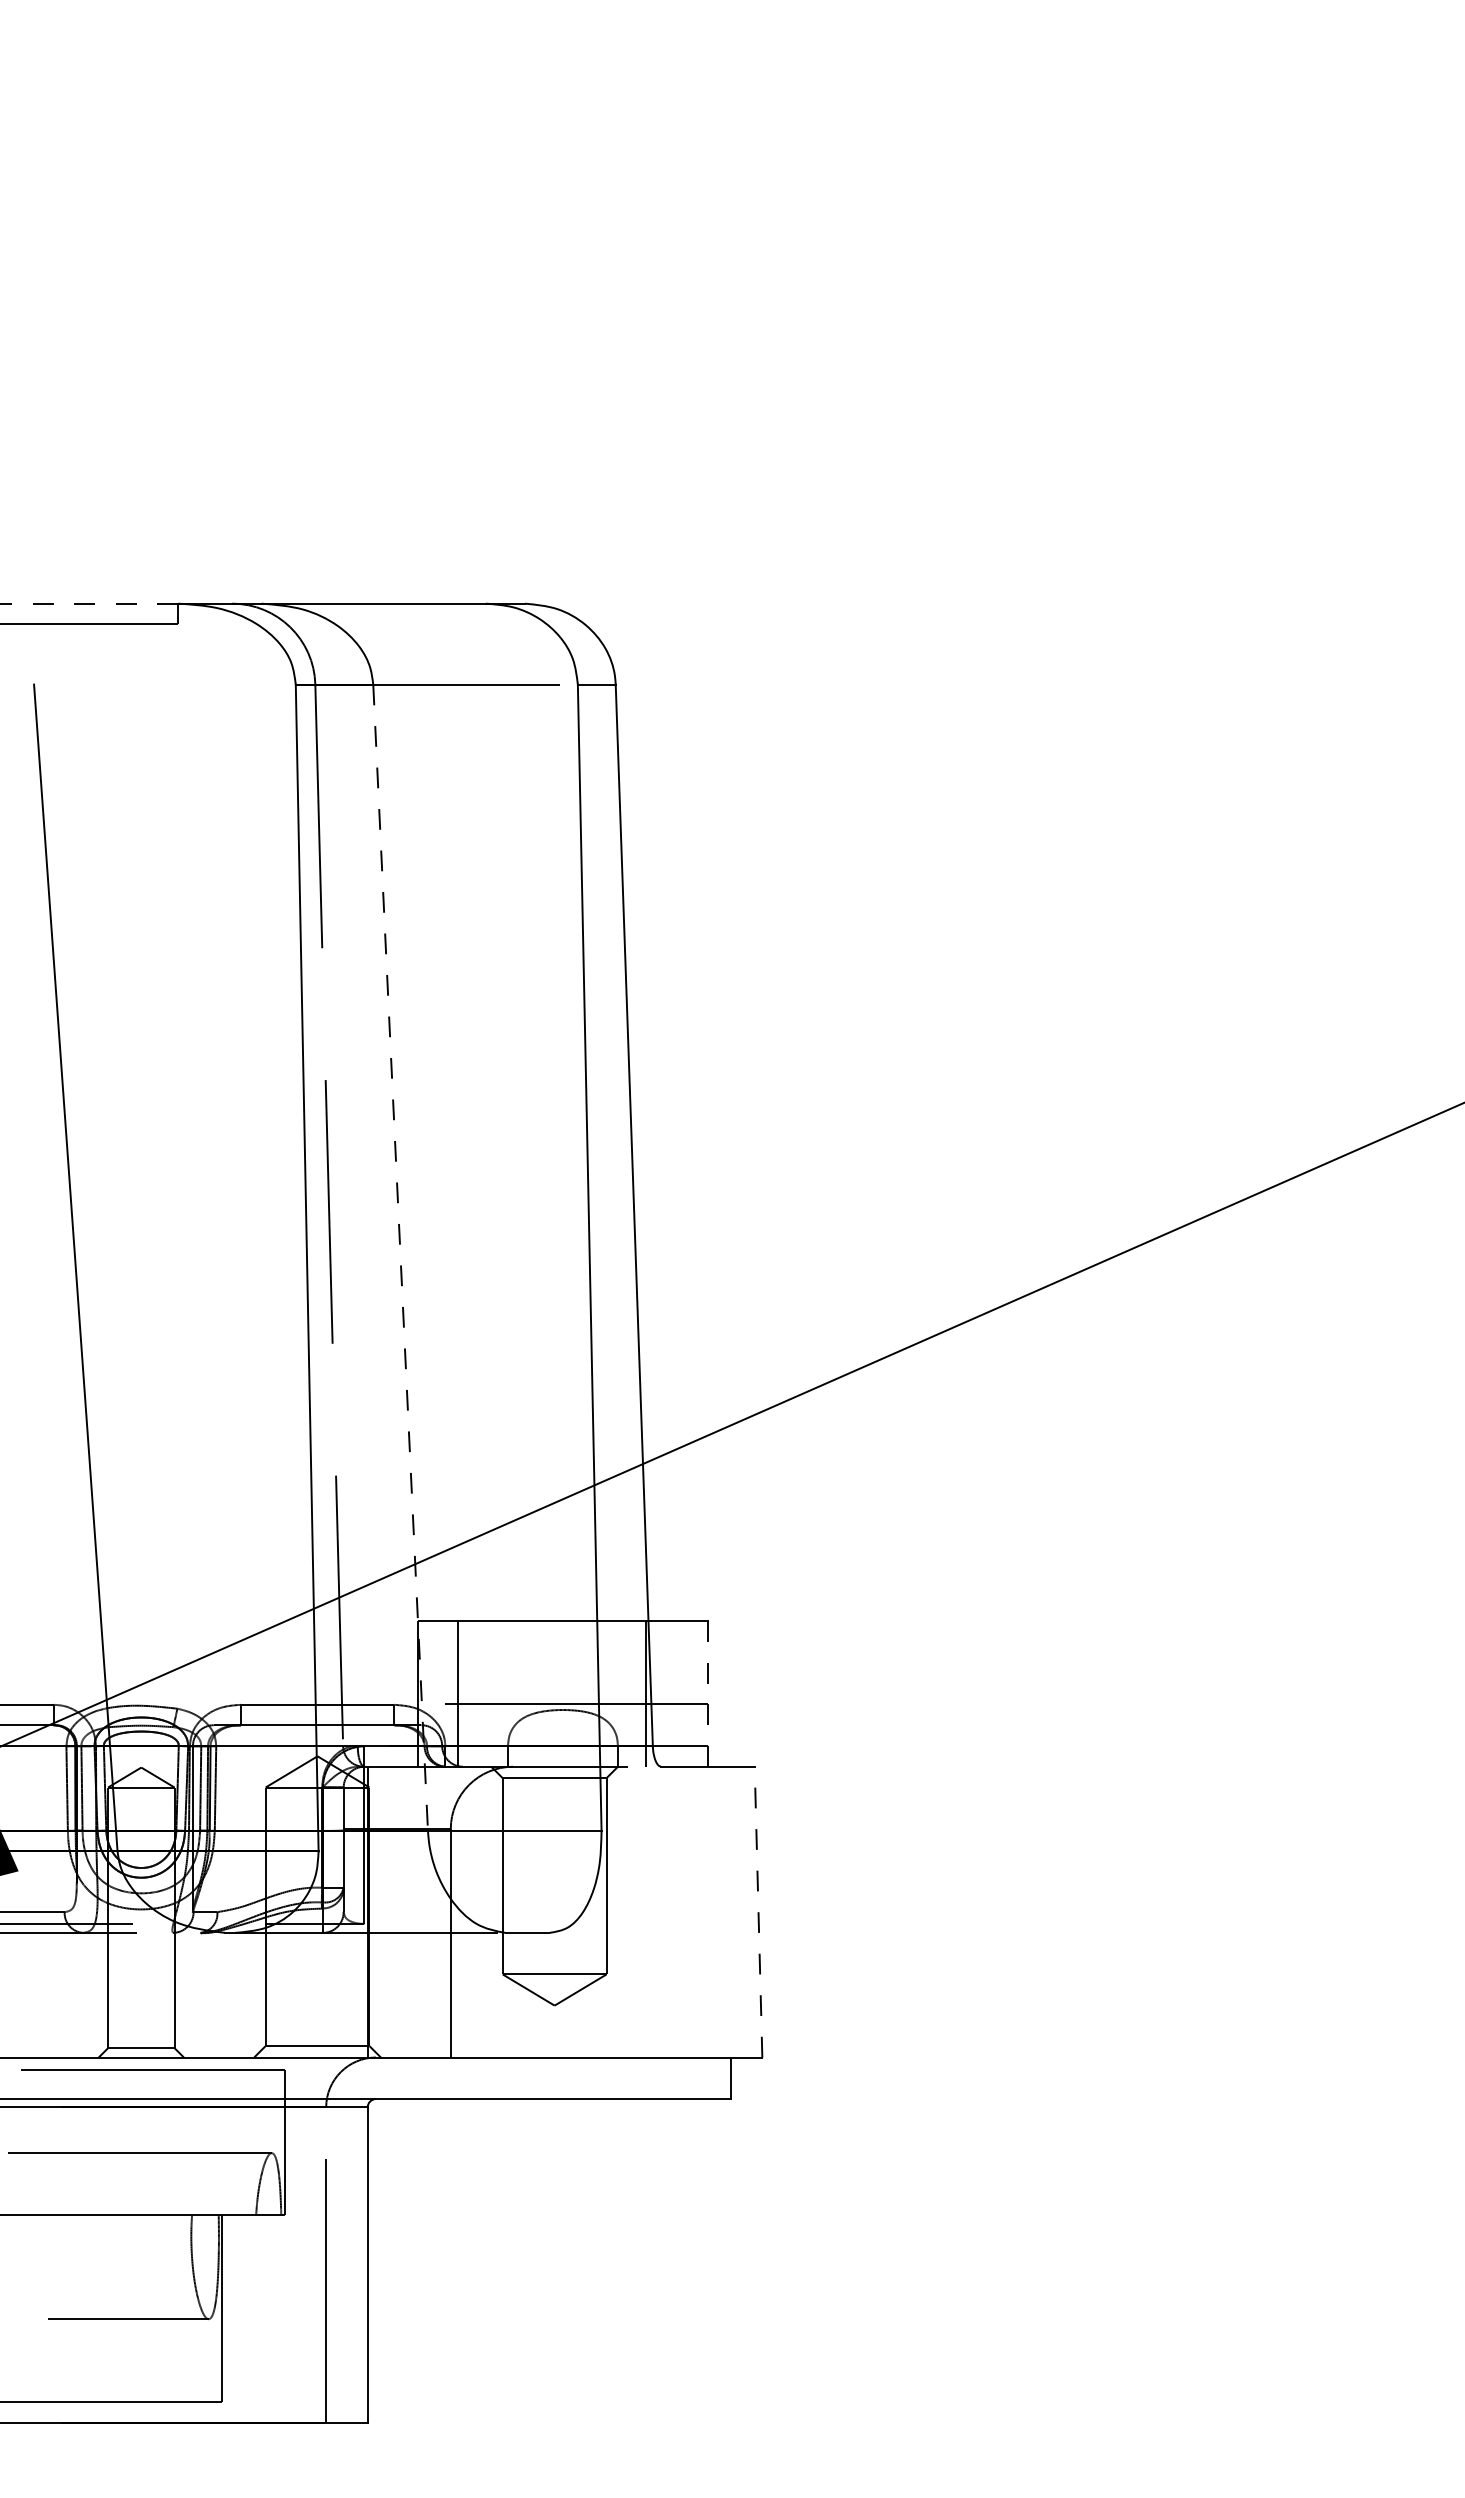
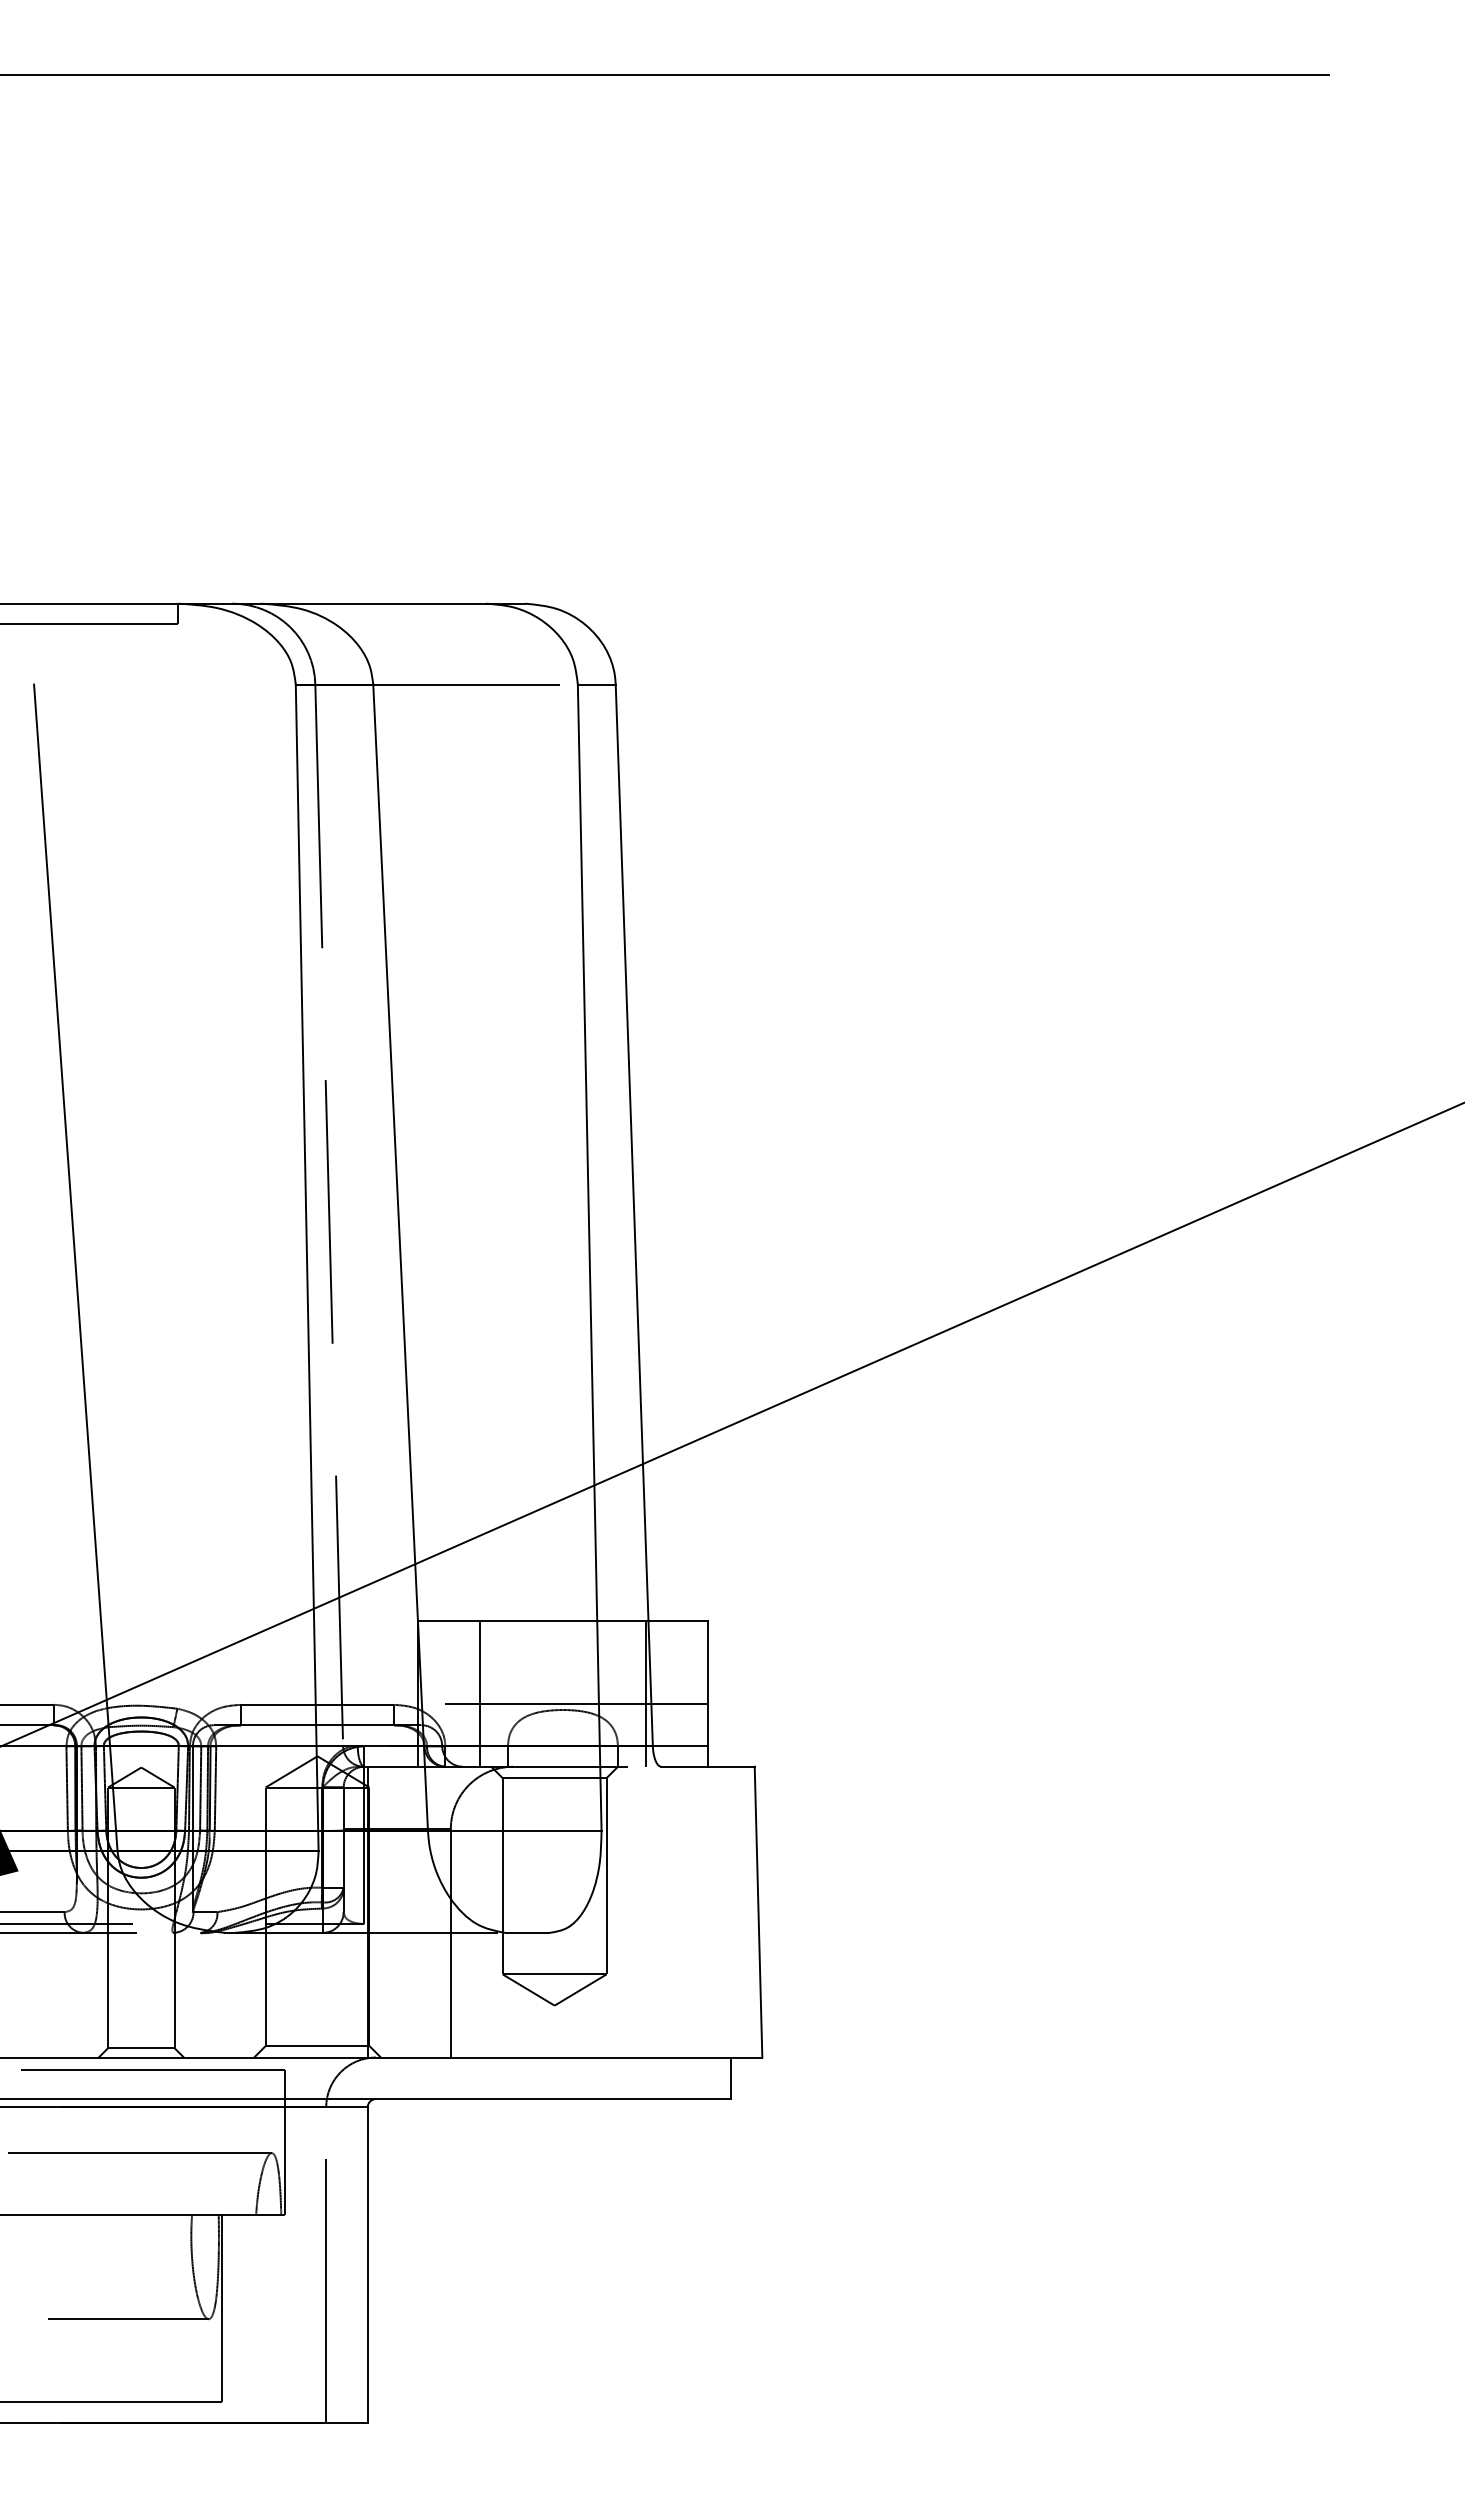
line: none -> present (665, 74)
line: dashed -> solid (89, 603)
line: dashed -> solid (400, 1257)
line position: (457, 1693) -> (479, 1693) (479, 1693)
line: dashed -> solid (708, 1694)
line: dashed -> solid (758, 1911)
